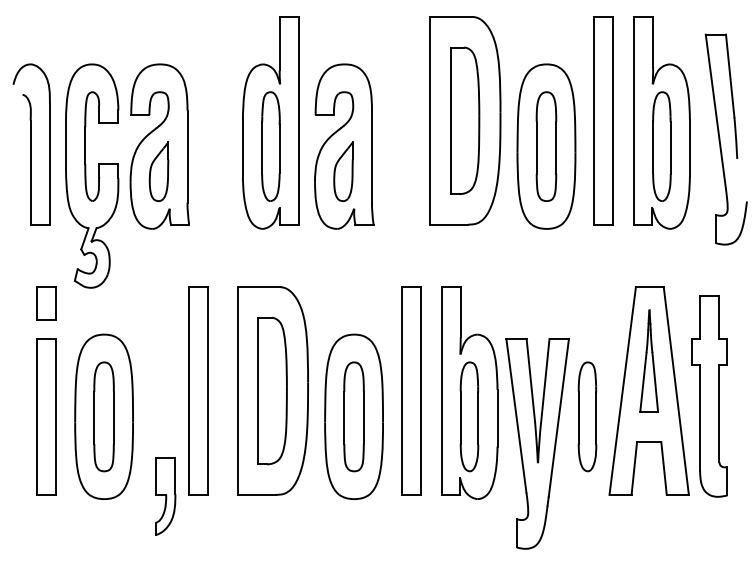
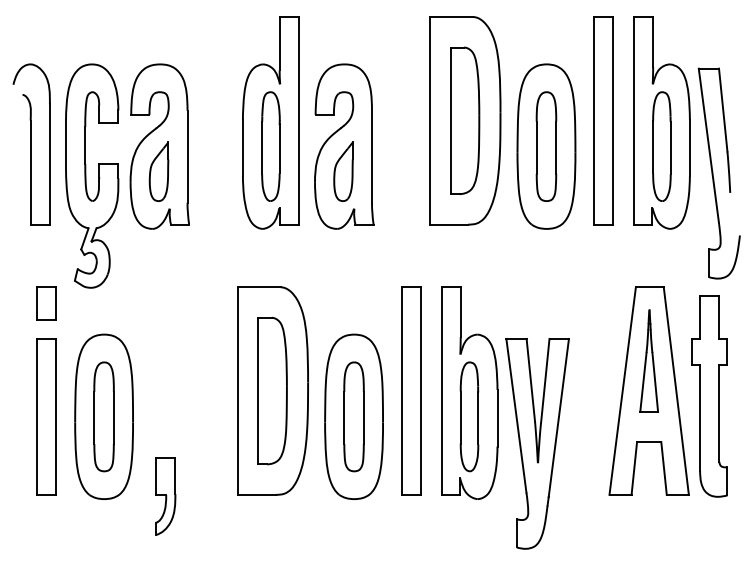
part position: (725, 139) -> (718, 173) (718, 173)
part: present -> none (198, 390)
part: present -> none (587, 416)
